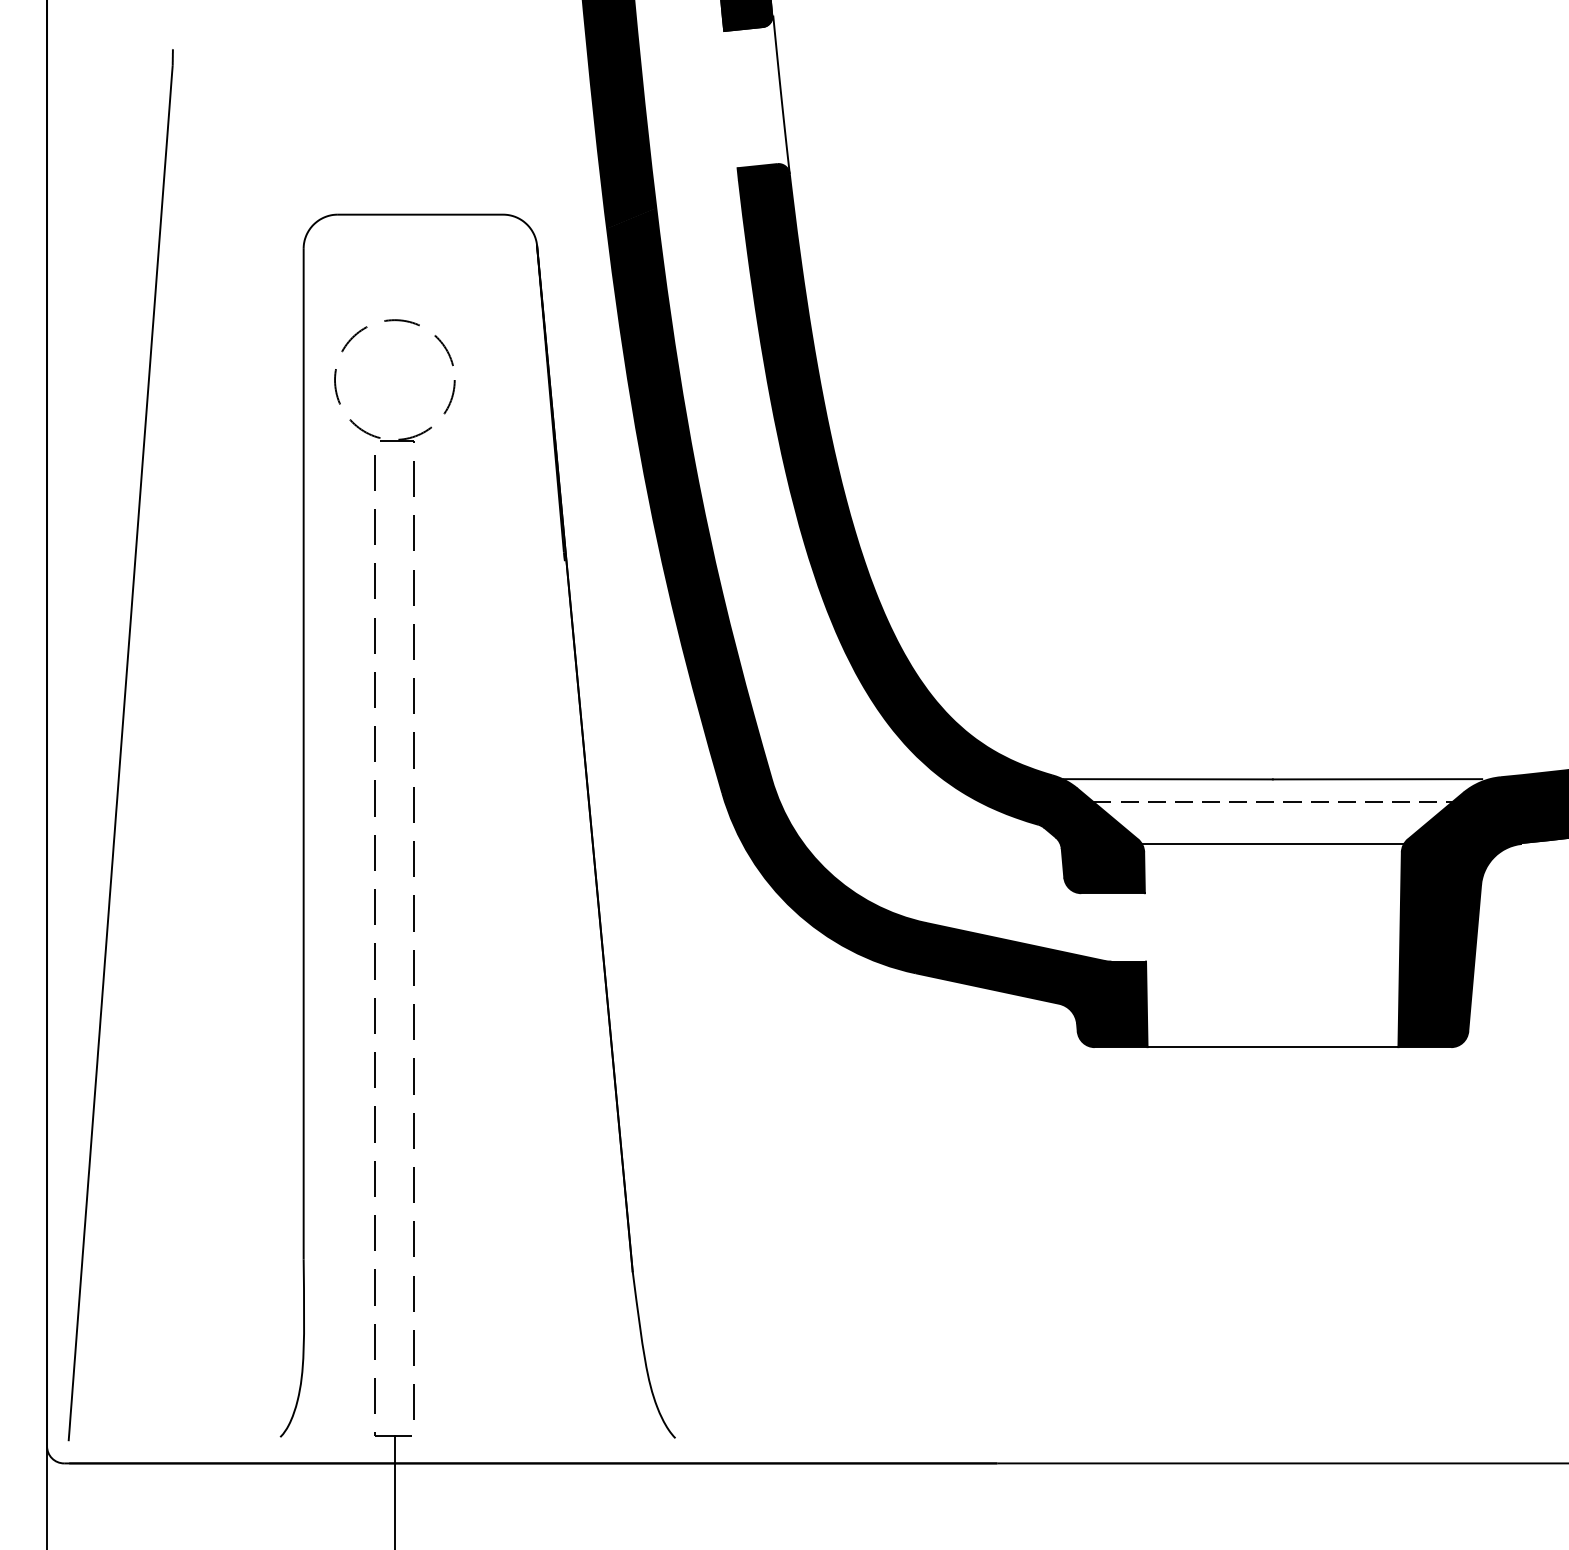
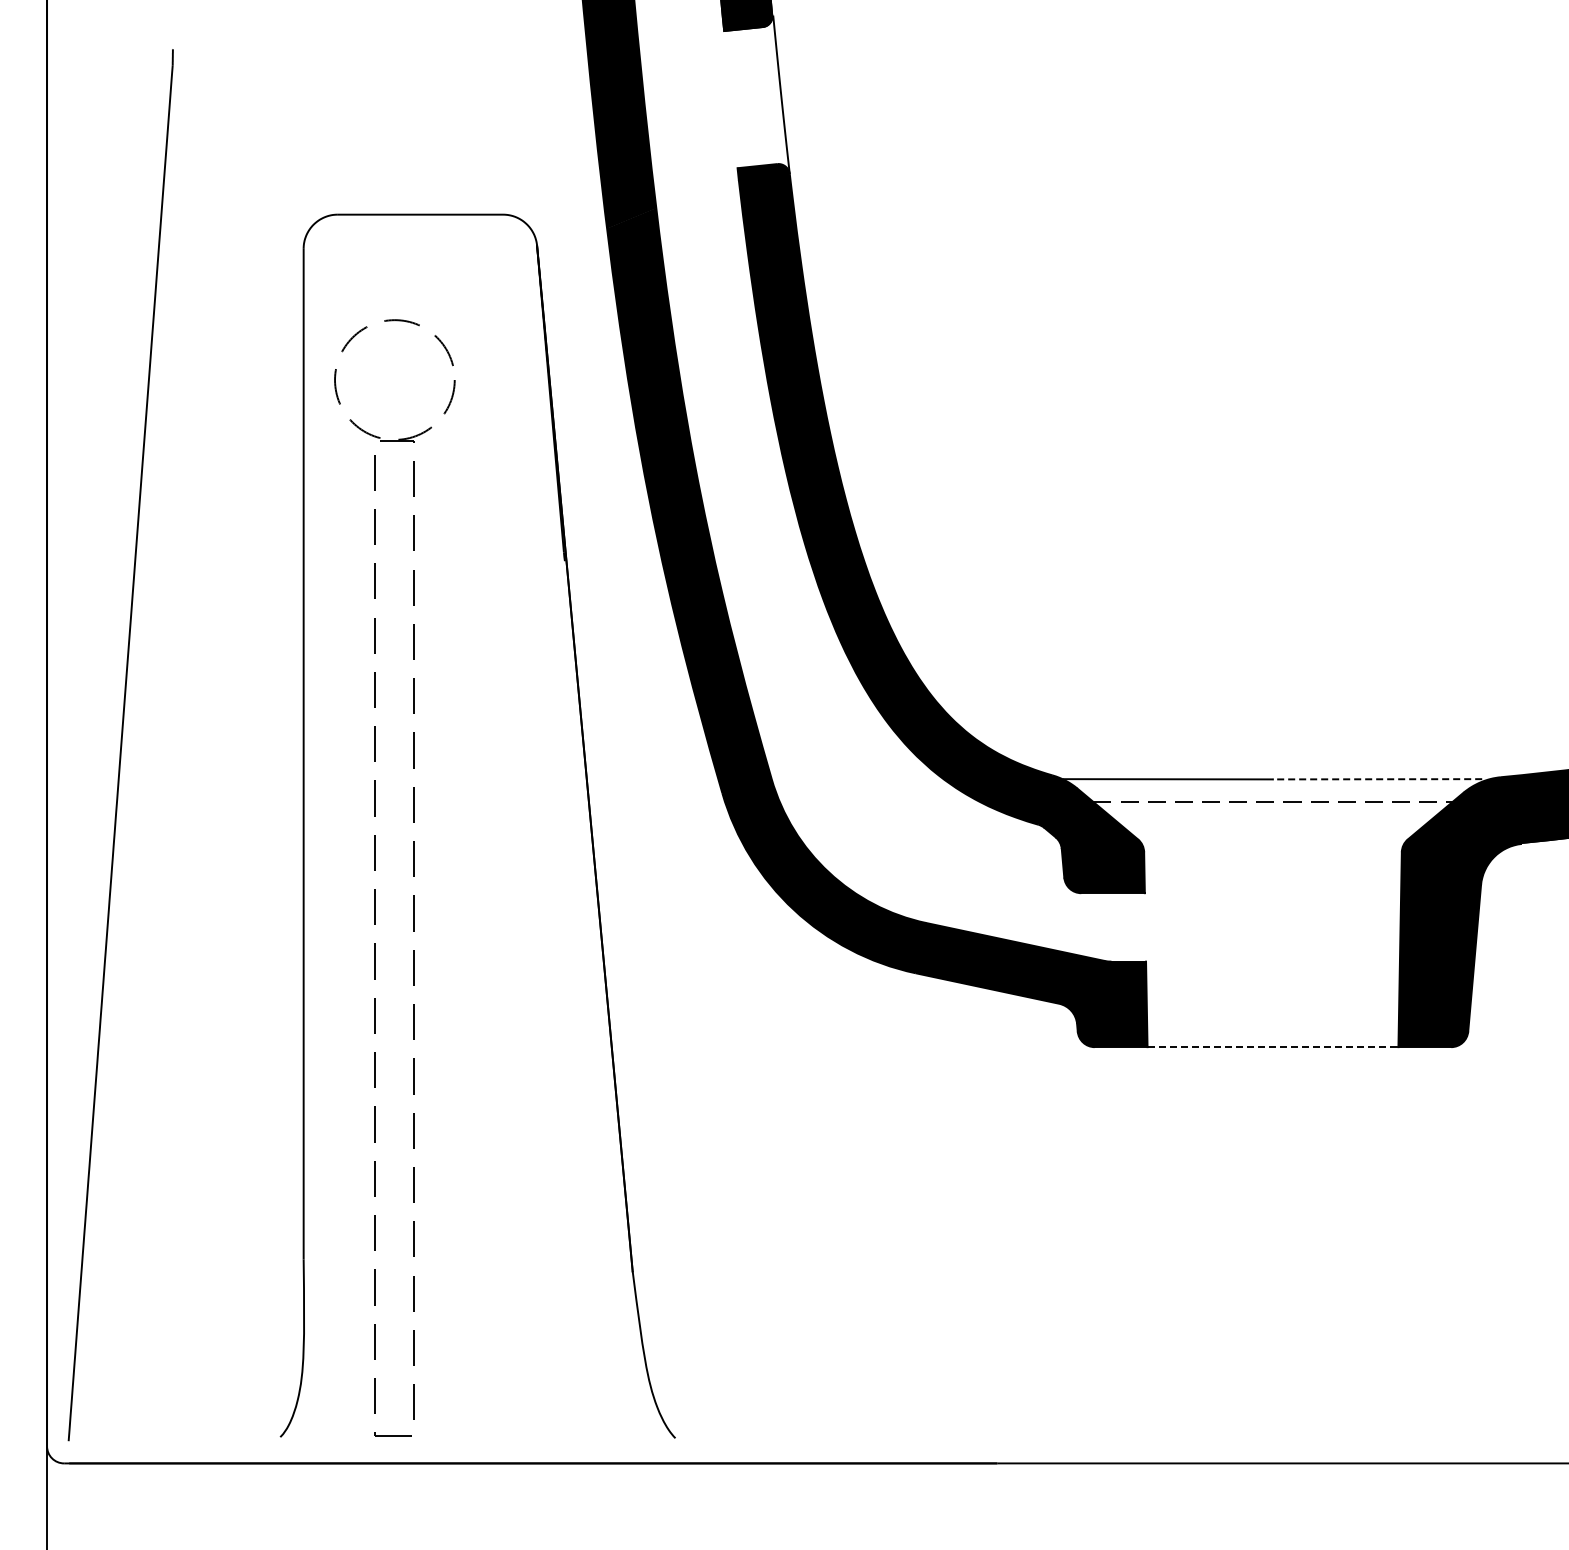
line: solid -> dashed (1377, 779)
line: present -> none (1272, 844)
line: solid -> dashed (1273, 1047)
line: present -> none (394, 1490)
